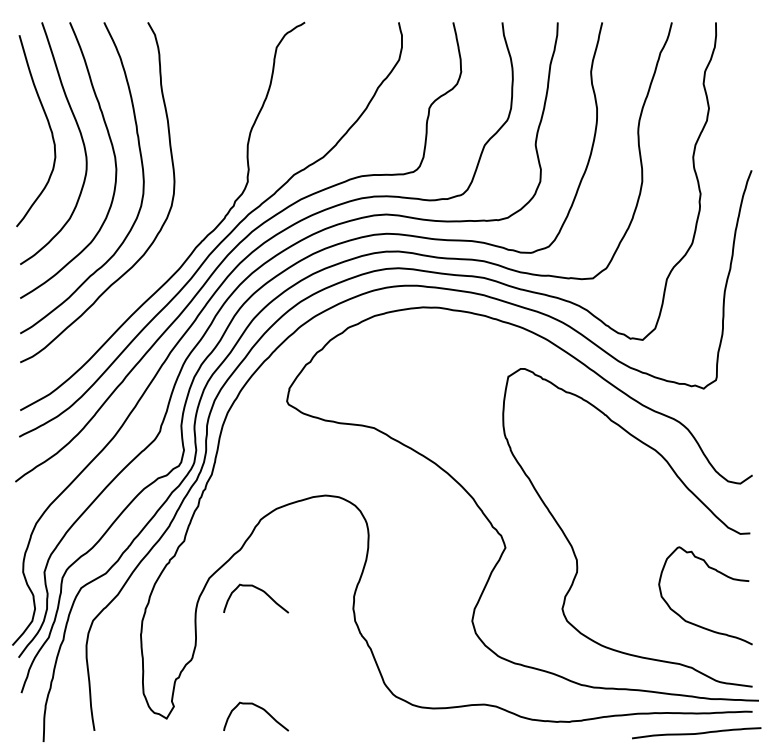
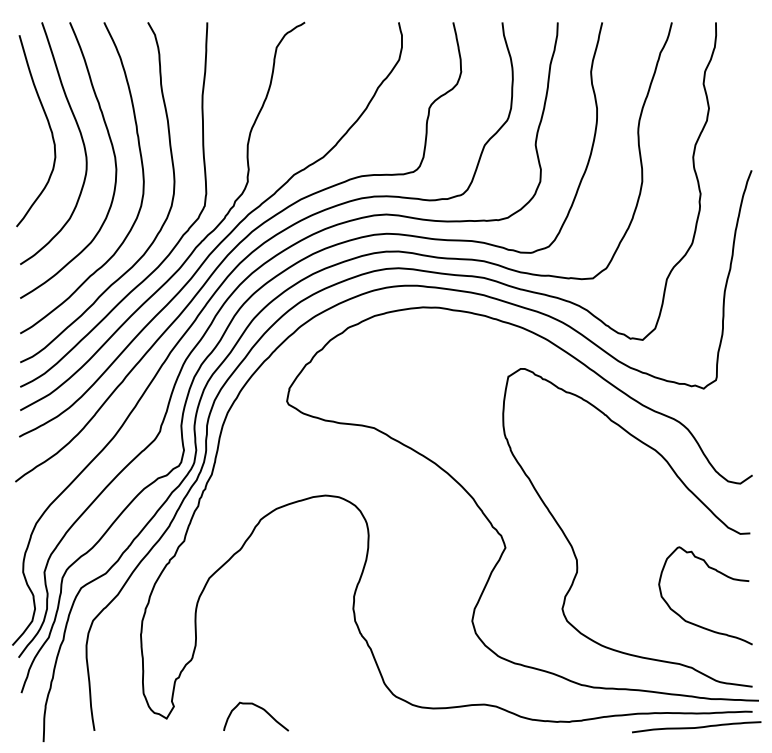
curve: none -> present (171, 249)
curve: present -> none (259, 590)
curve position: (696, 733) -> (696, 727) (696, 727)
